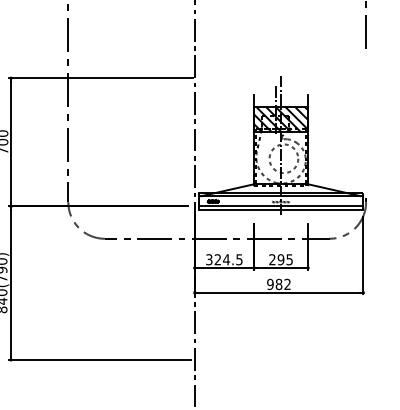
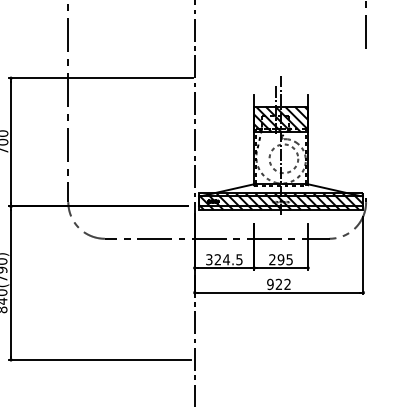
hatch: none -> present (280, 201)
text: 982 -> 922 (278, 284)
